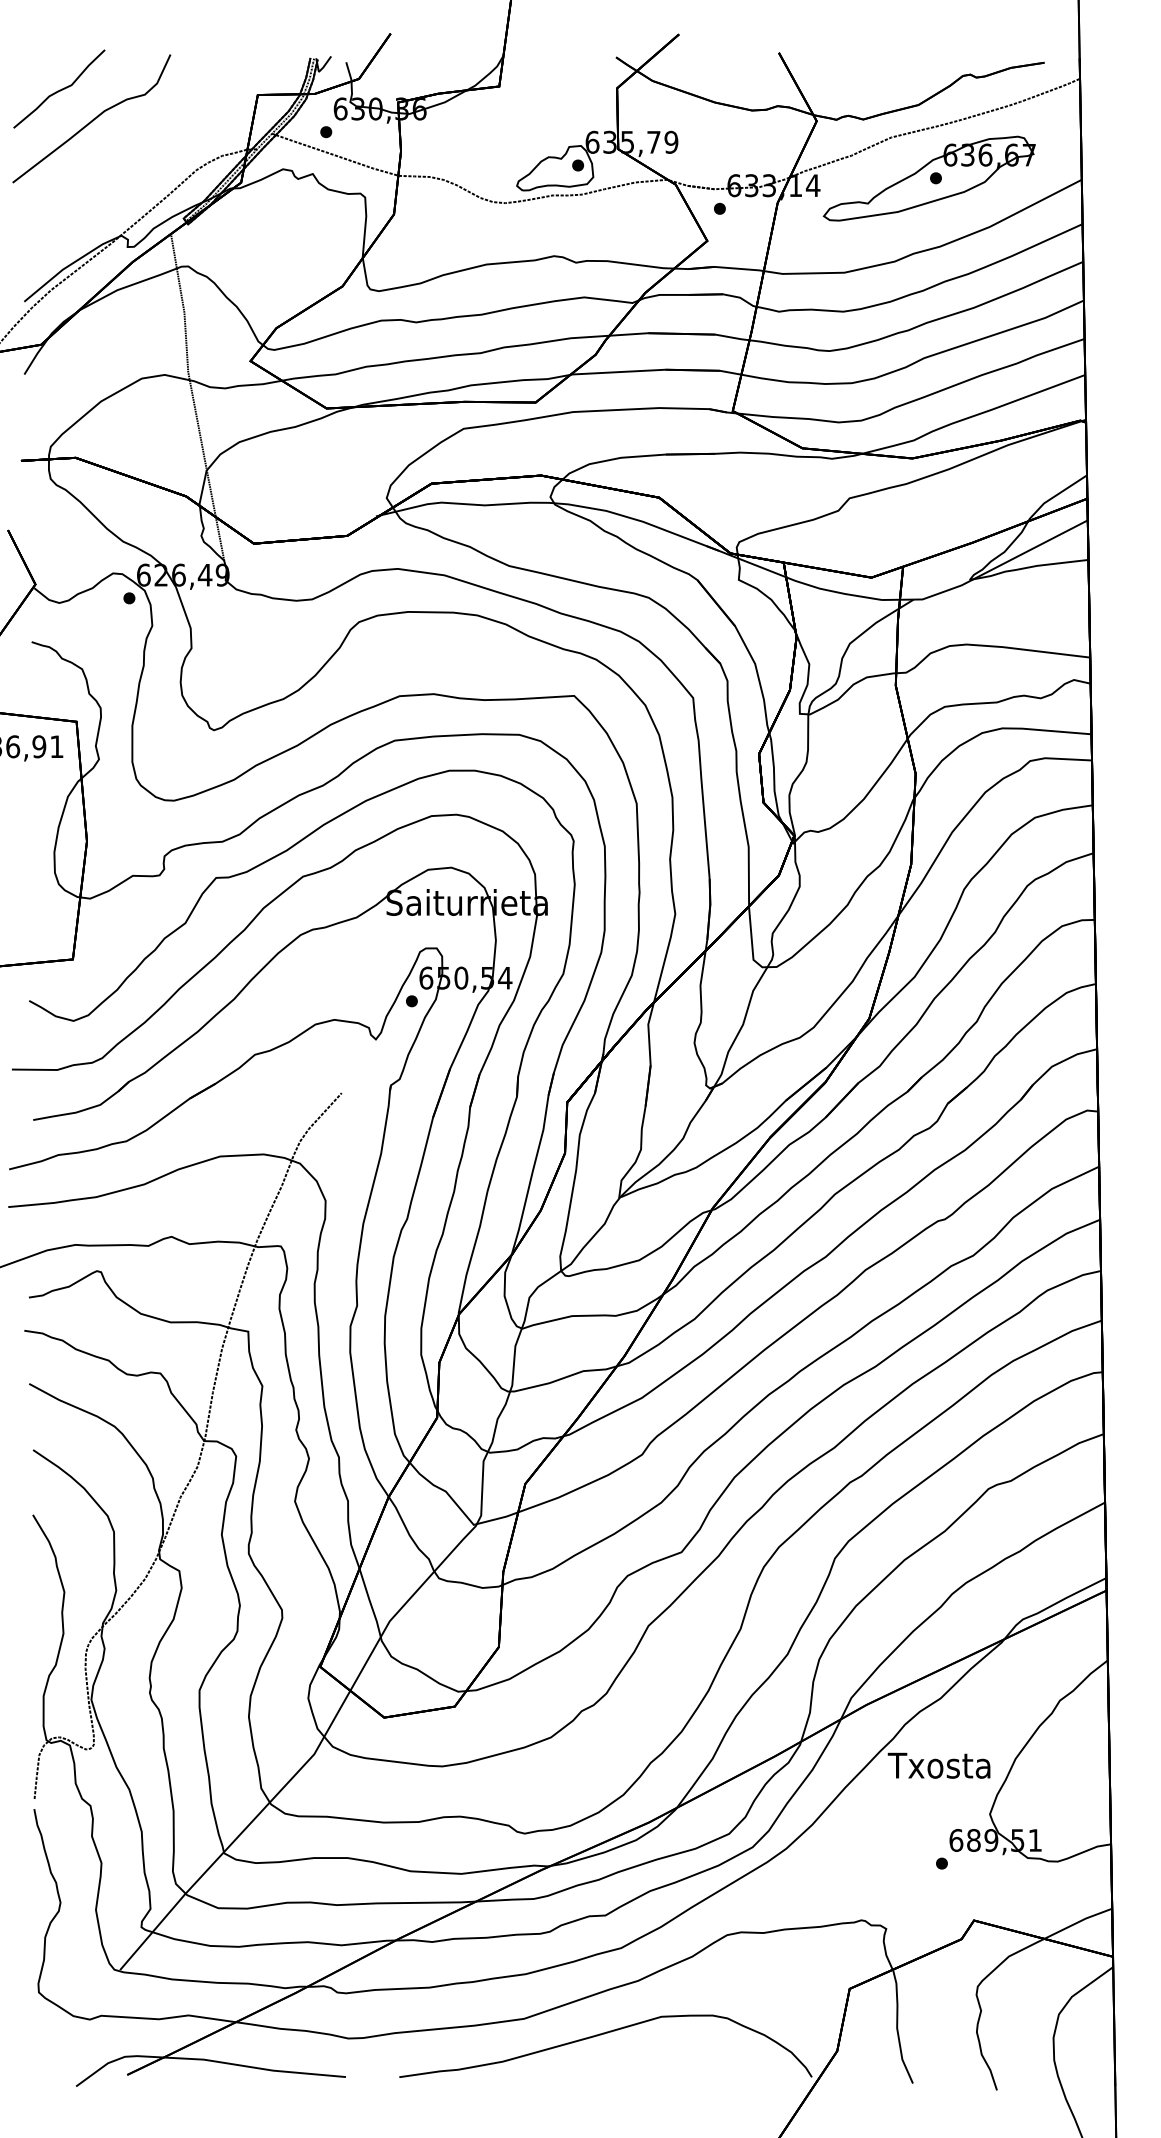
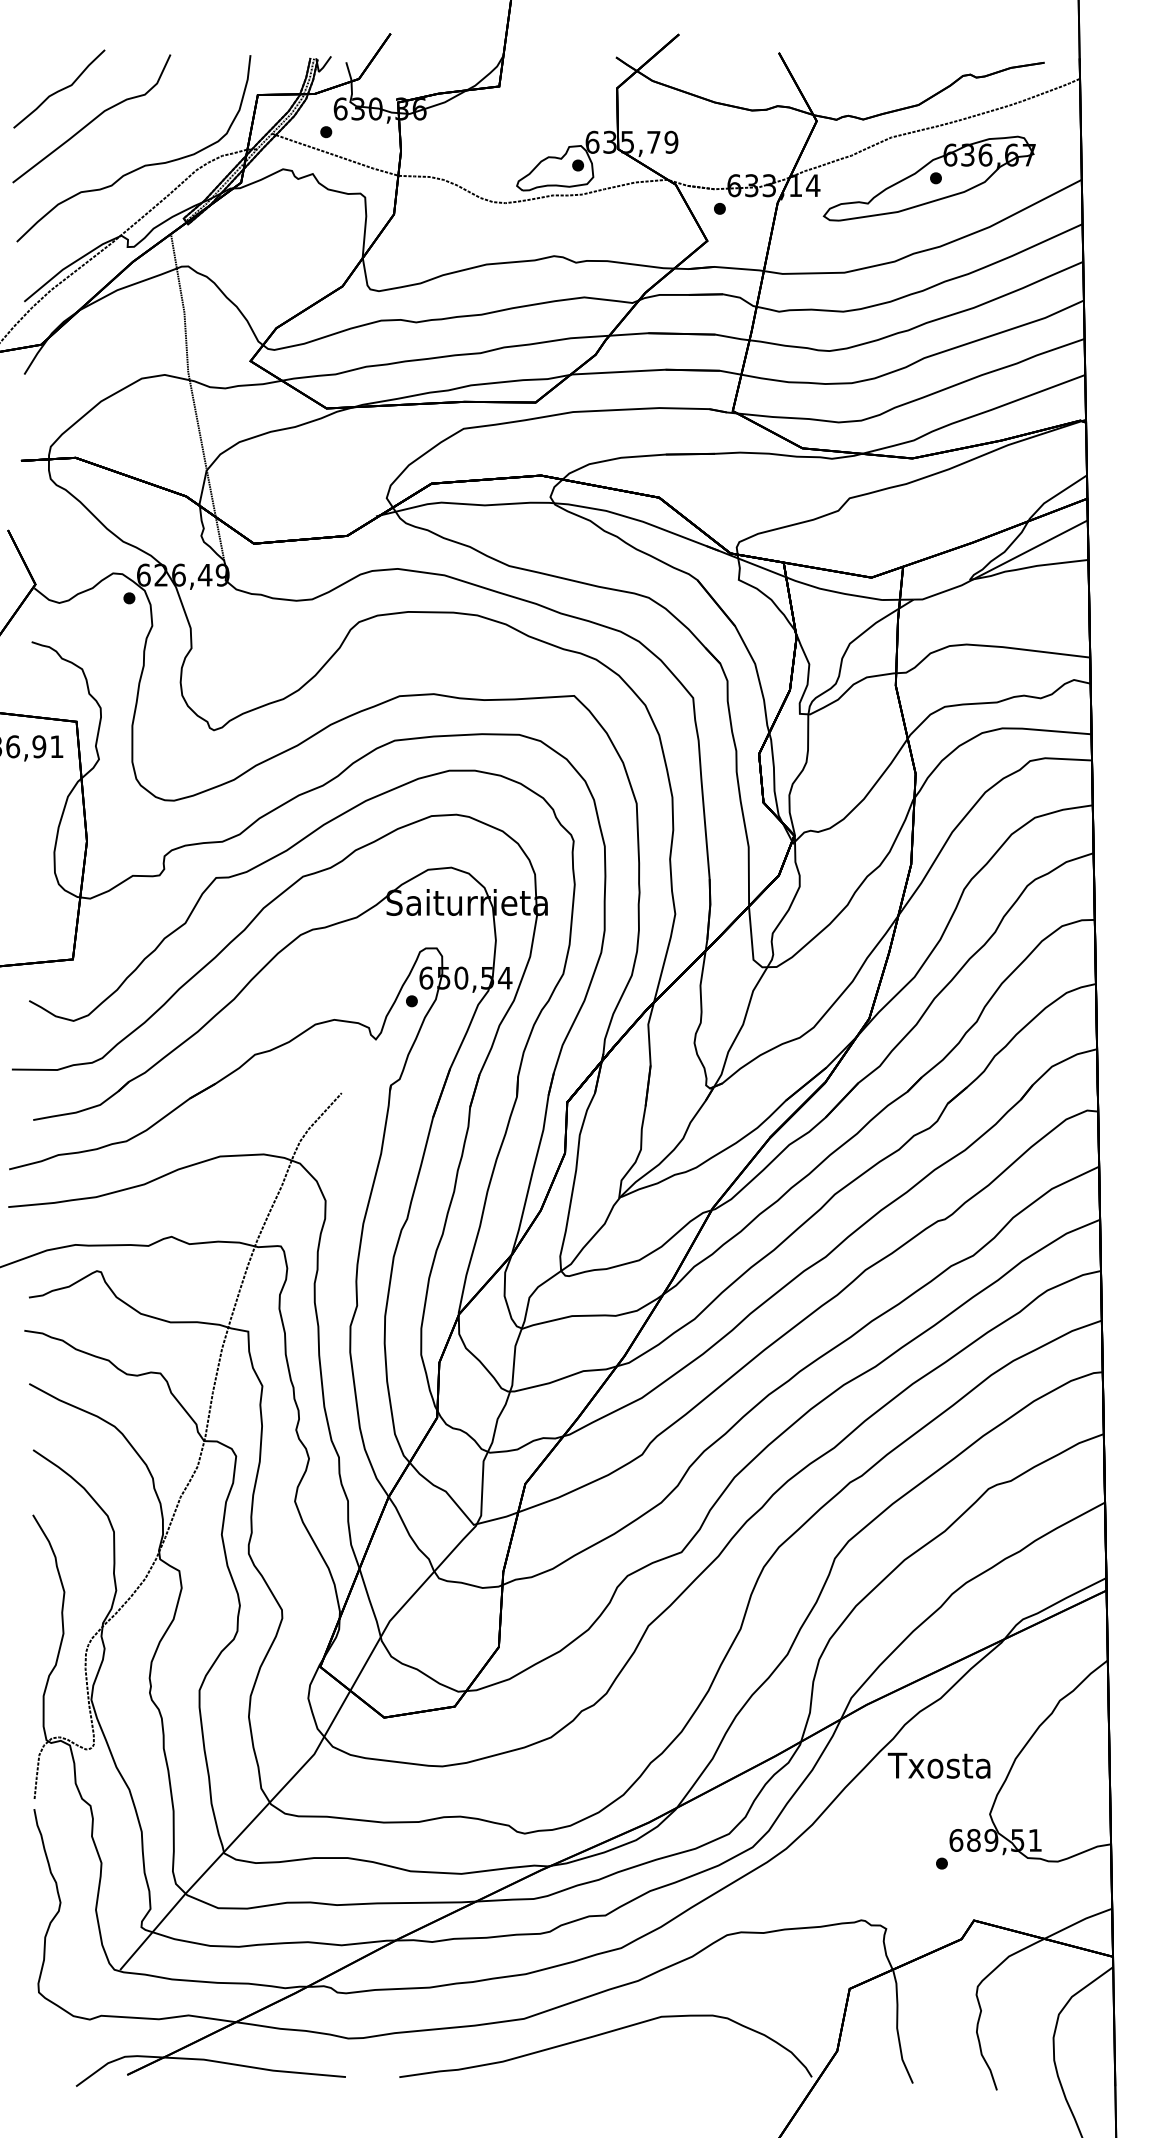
curve: none -> present (140, 166)
